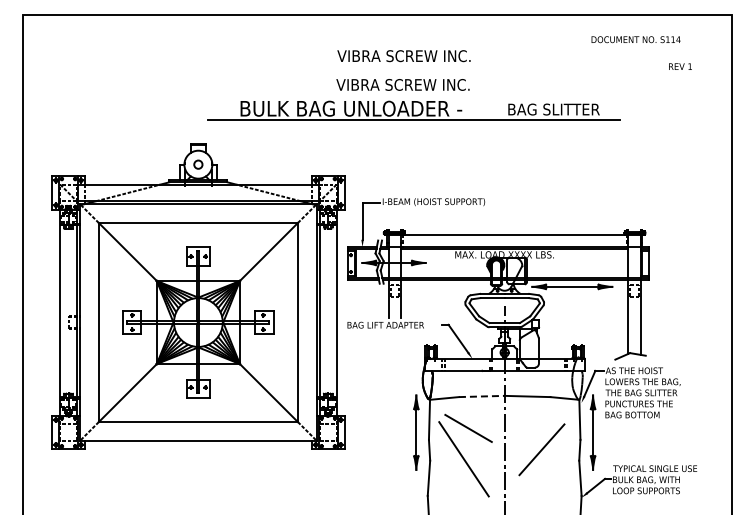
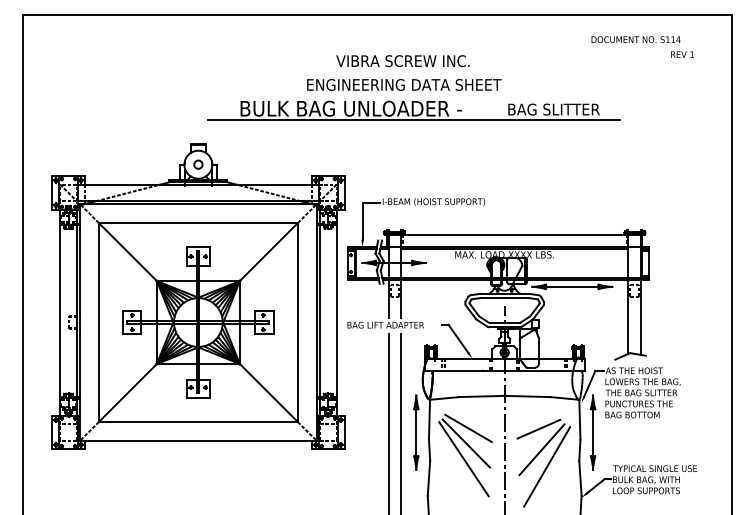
text position: (403, 56) -> (402, 61) (402, 61)
text position: (680, 66) -> (682, 54) (682, 54)
text: VIBRA SCREW INC. -> ENGINEERING DATA SHEET (404, 84)
line: dashed -> solid (481, 396)
line: none -> present (388, 422)
line: none -> present (401, 422)
line: none -> present (538, 428)
line: none -> present (465, 443)
line: none -> present (547, 466)
